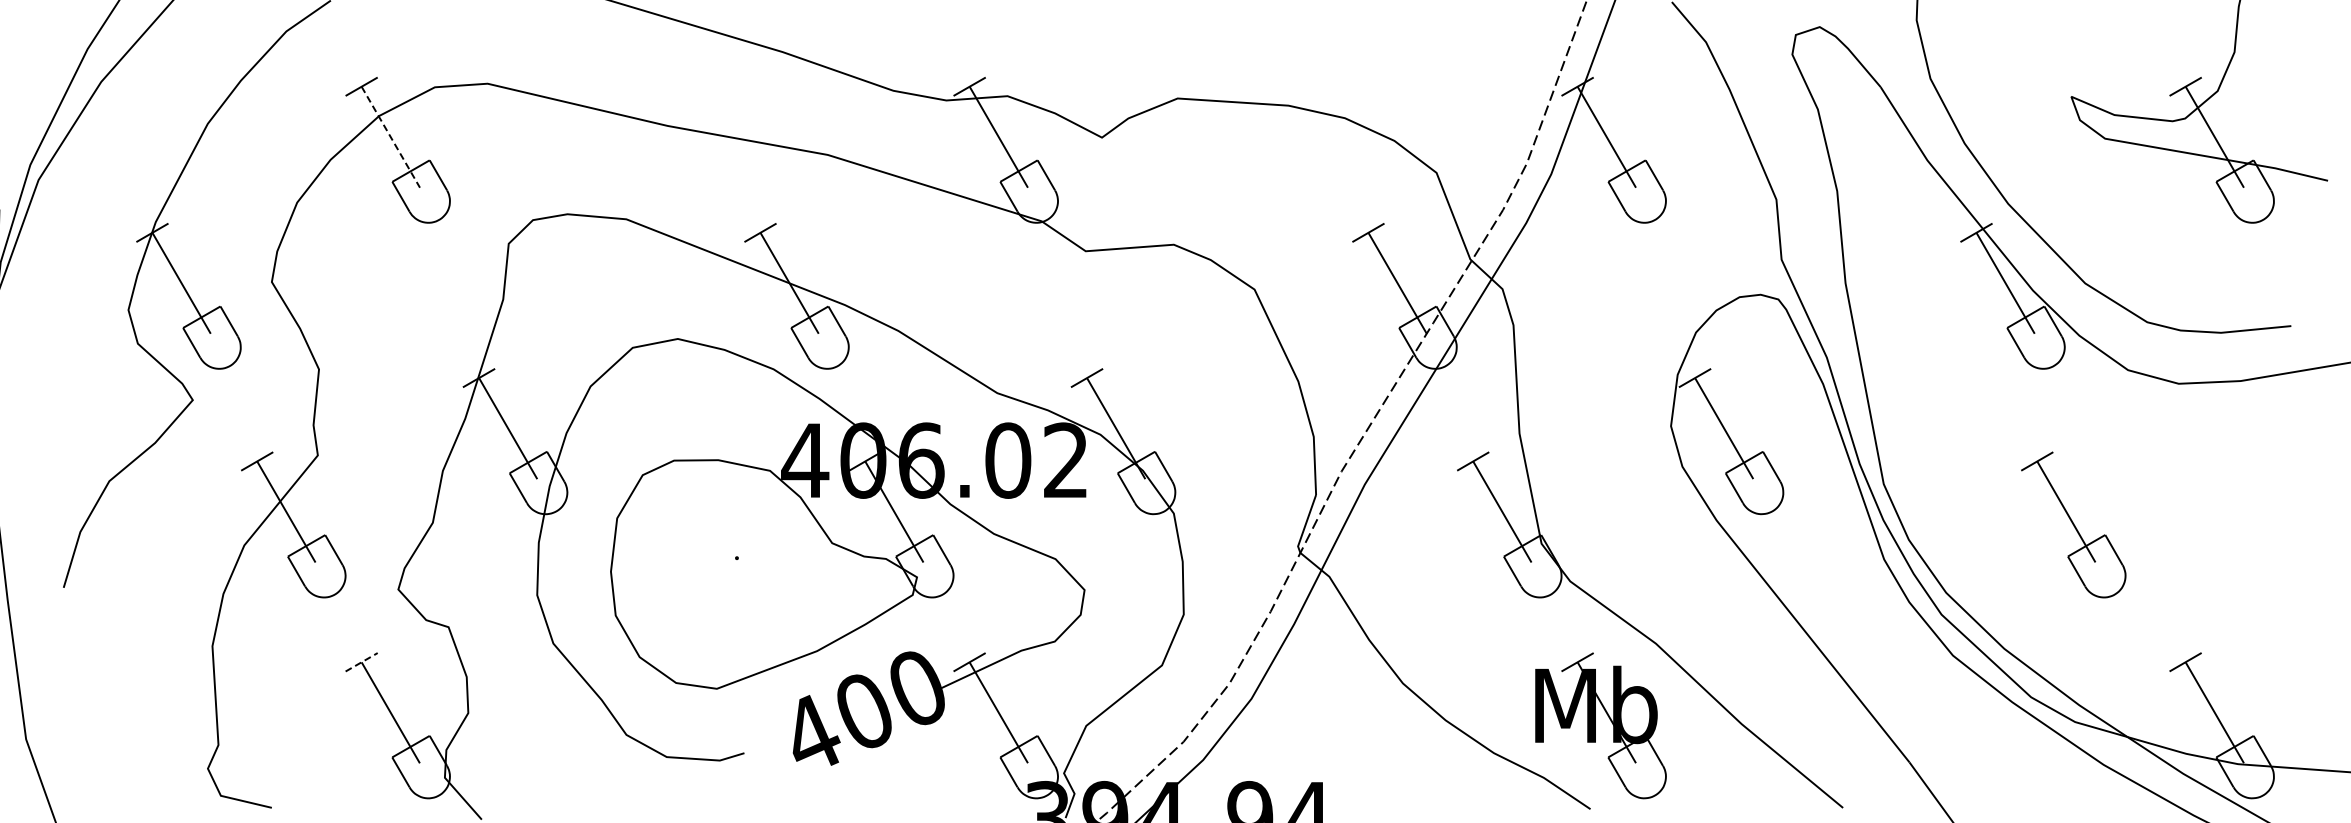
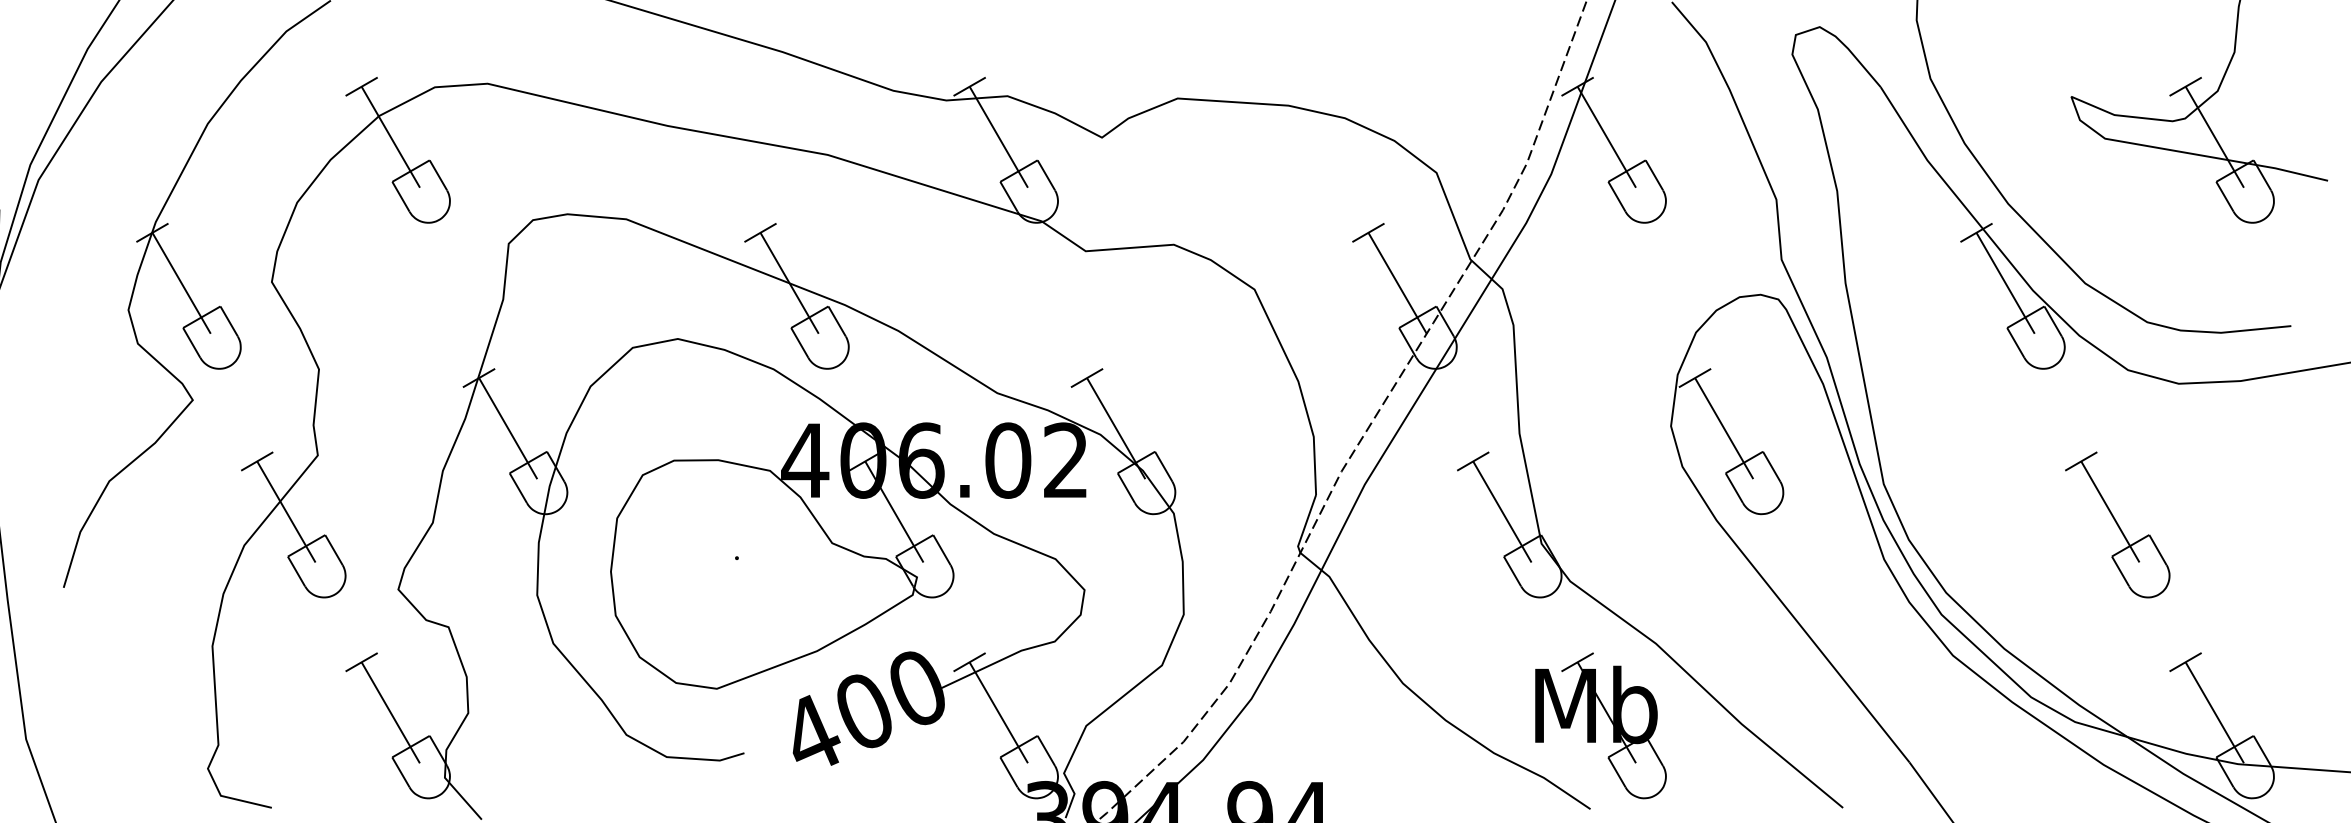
line: dashed -> solid (391, 137)
part position: (2073, 524) -> (2117, 524) (2117, 524)
line: dashed -> solid (361, 662)
